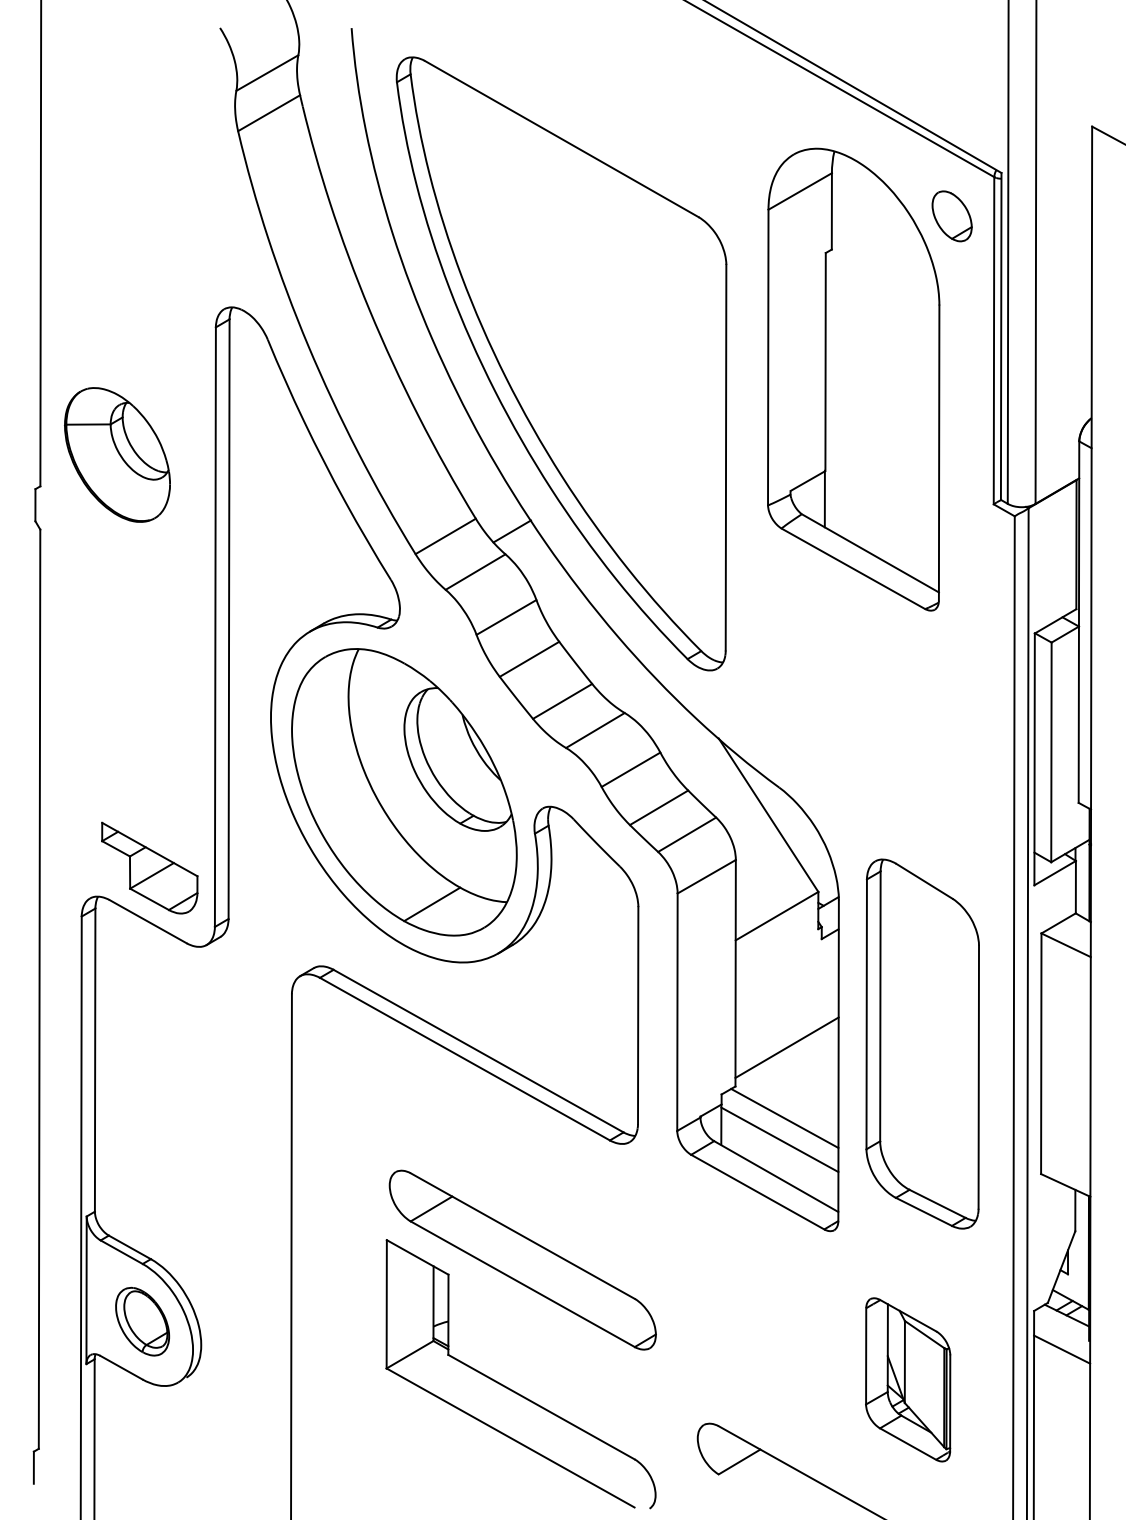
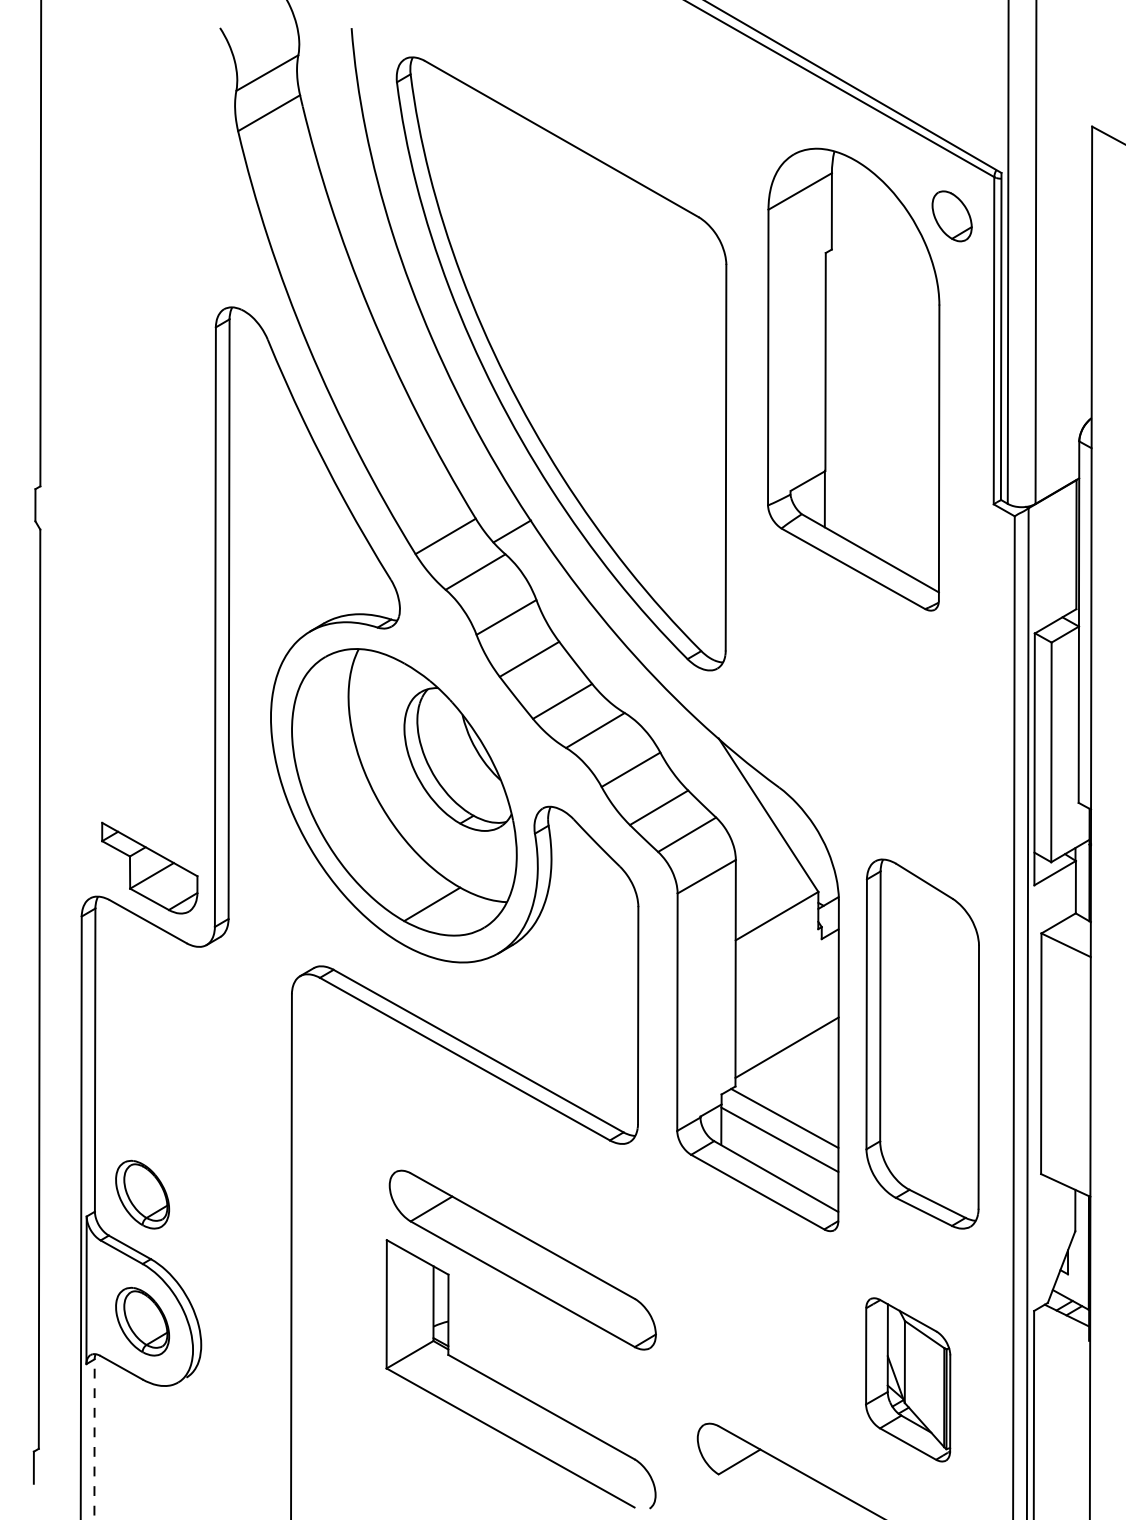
part: present -> none (117, 454)
part: none -> present (142, 1194)
line: present -> none (1062, 1349)
line: solid -> dashed (94, 1439)
